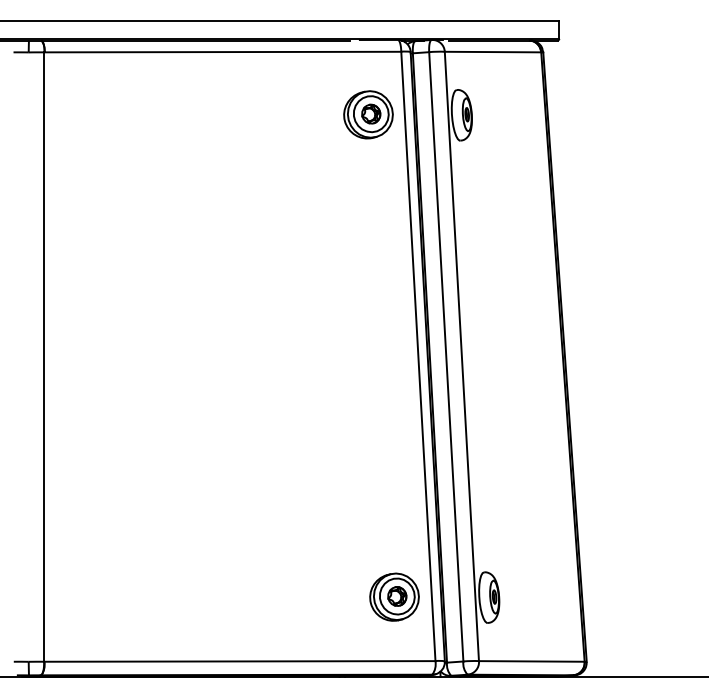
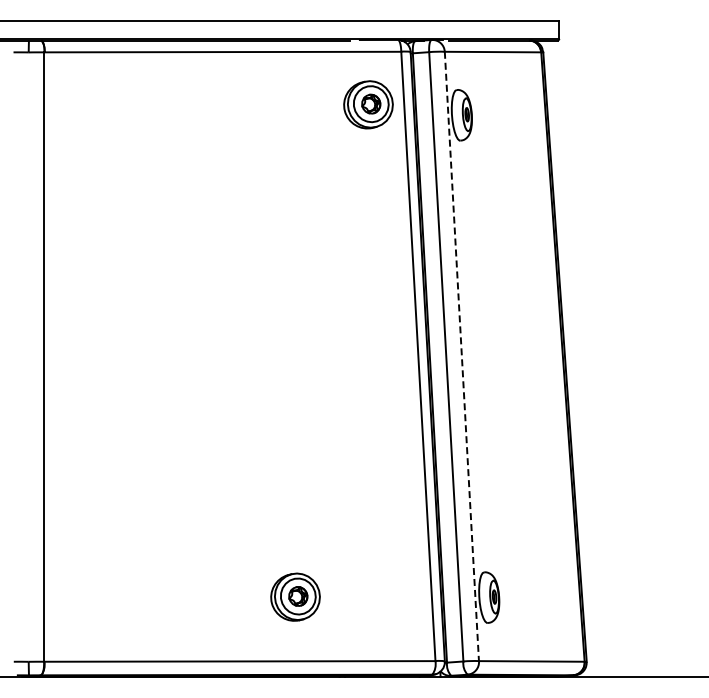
part position: (368, 114) -> (368, 104) (368, 104)
line: solid -> dashed (461, 356)
part position: (394, 596) -> (295, 596) (295, 596)
